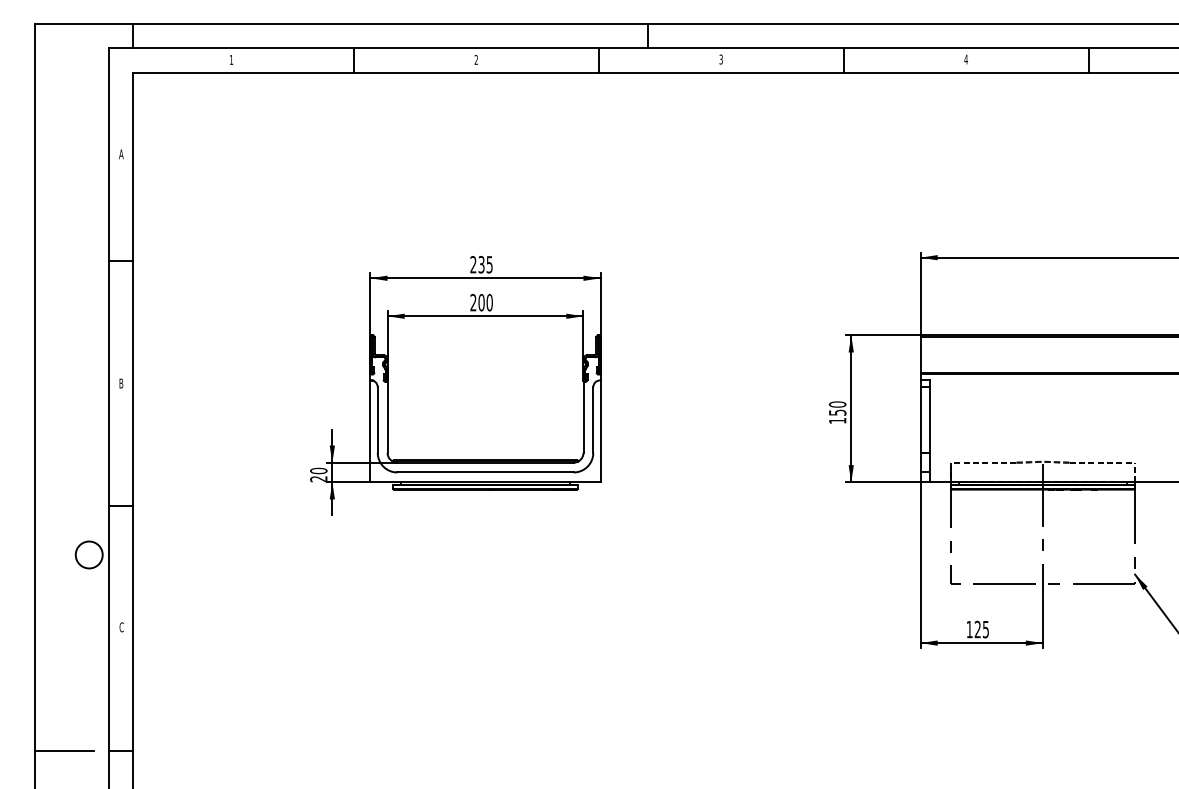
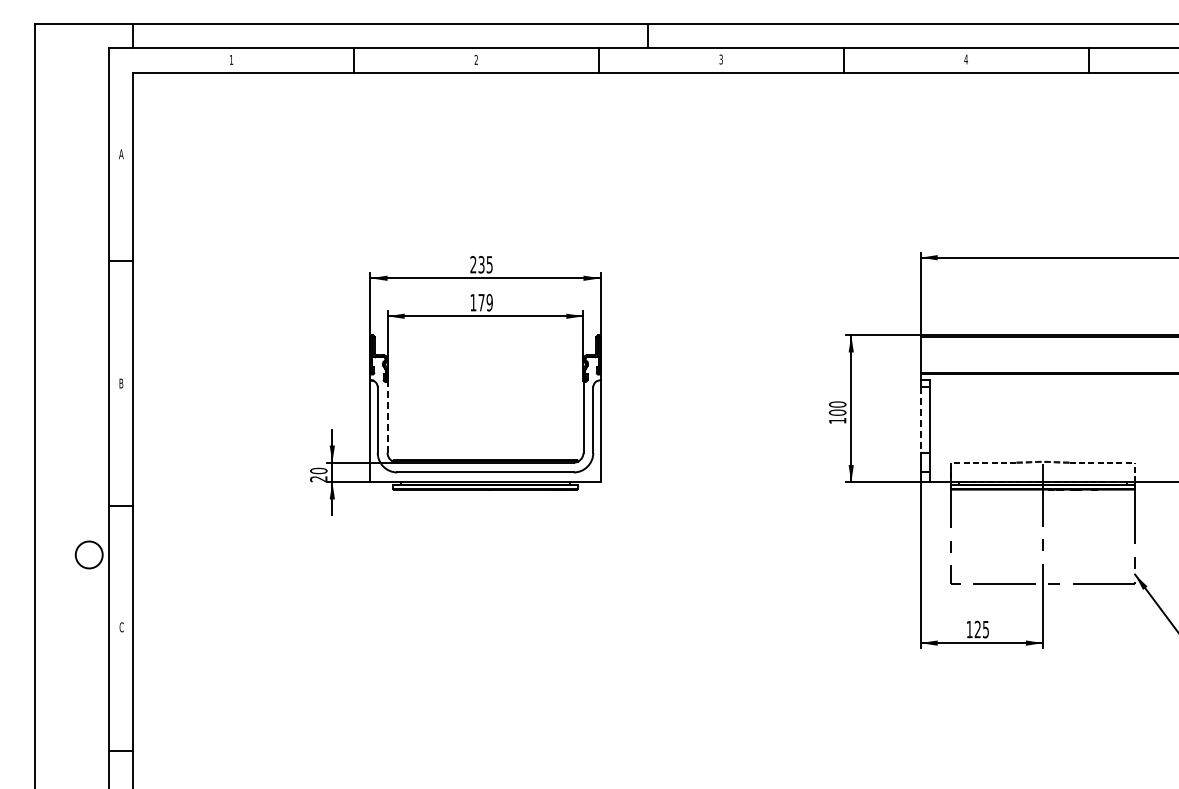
text: 200 -> 179 (481, 302)
text: 150 -> 100 (837, 412)
line: solid -> dashed (387, 417)
line: solid -> dashed (920, 420)
line: present -> none (64, 750)
